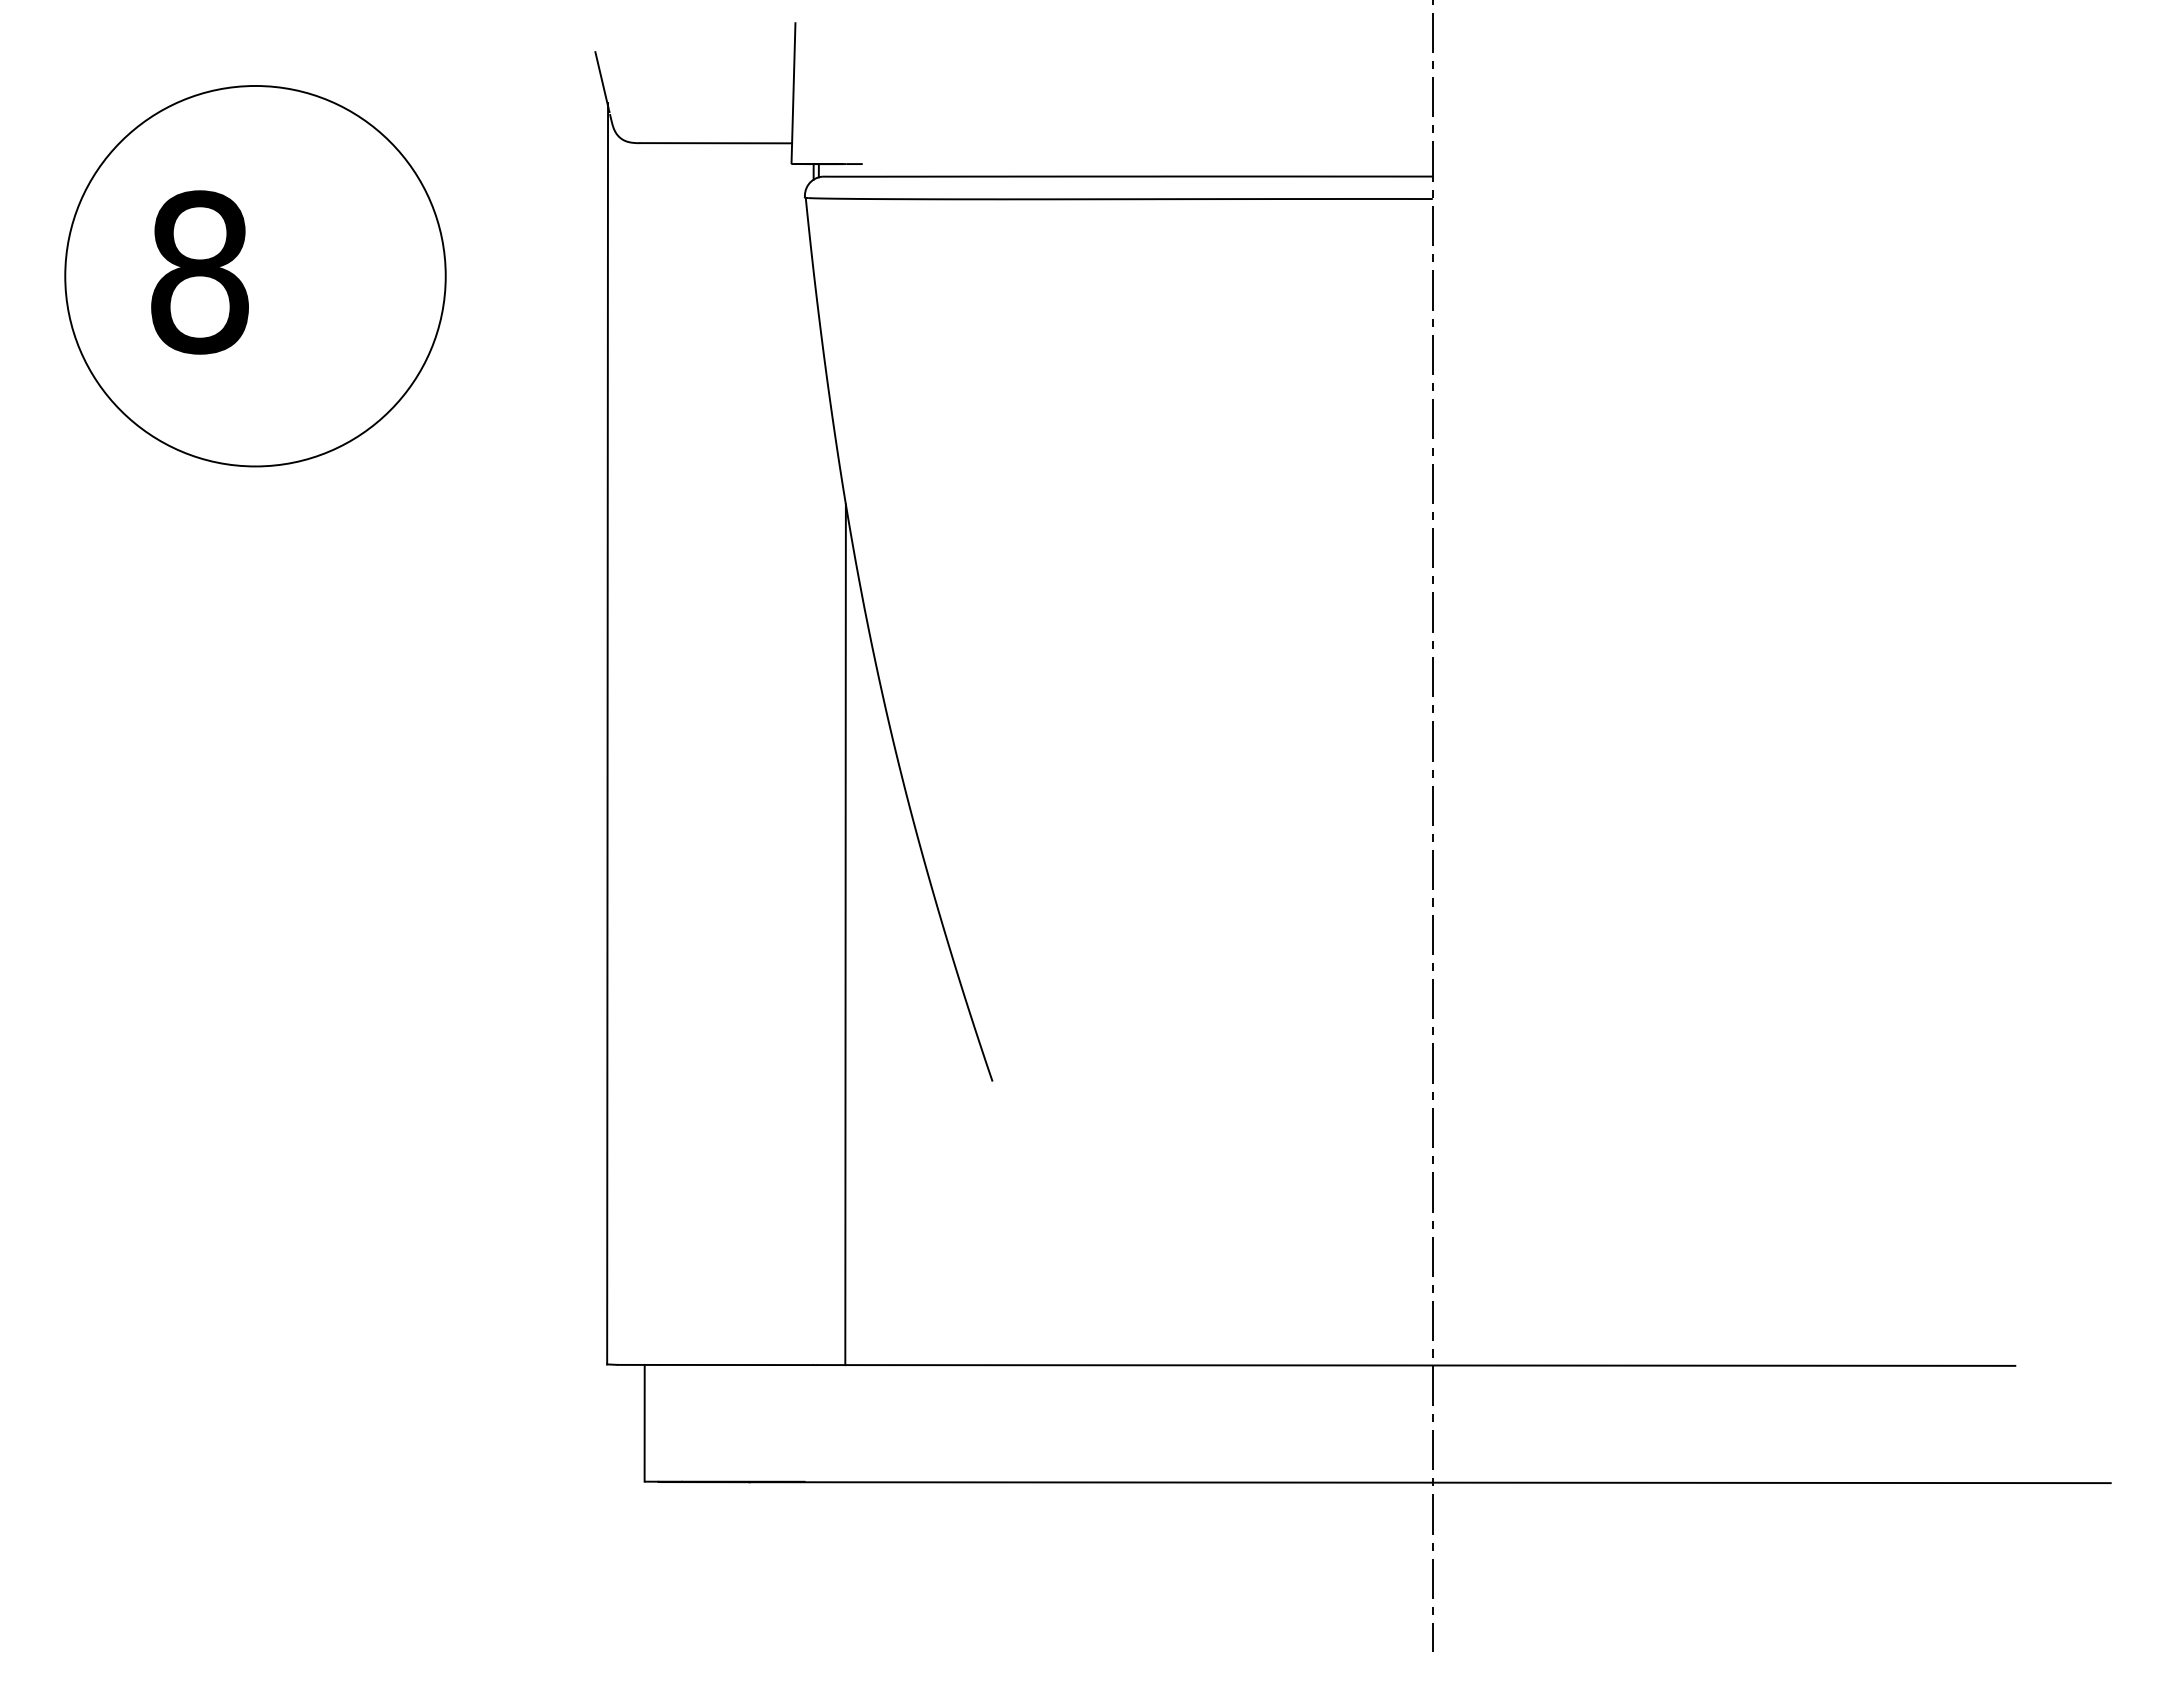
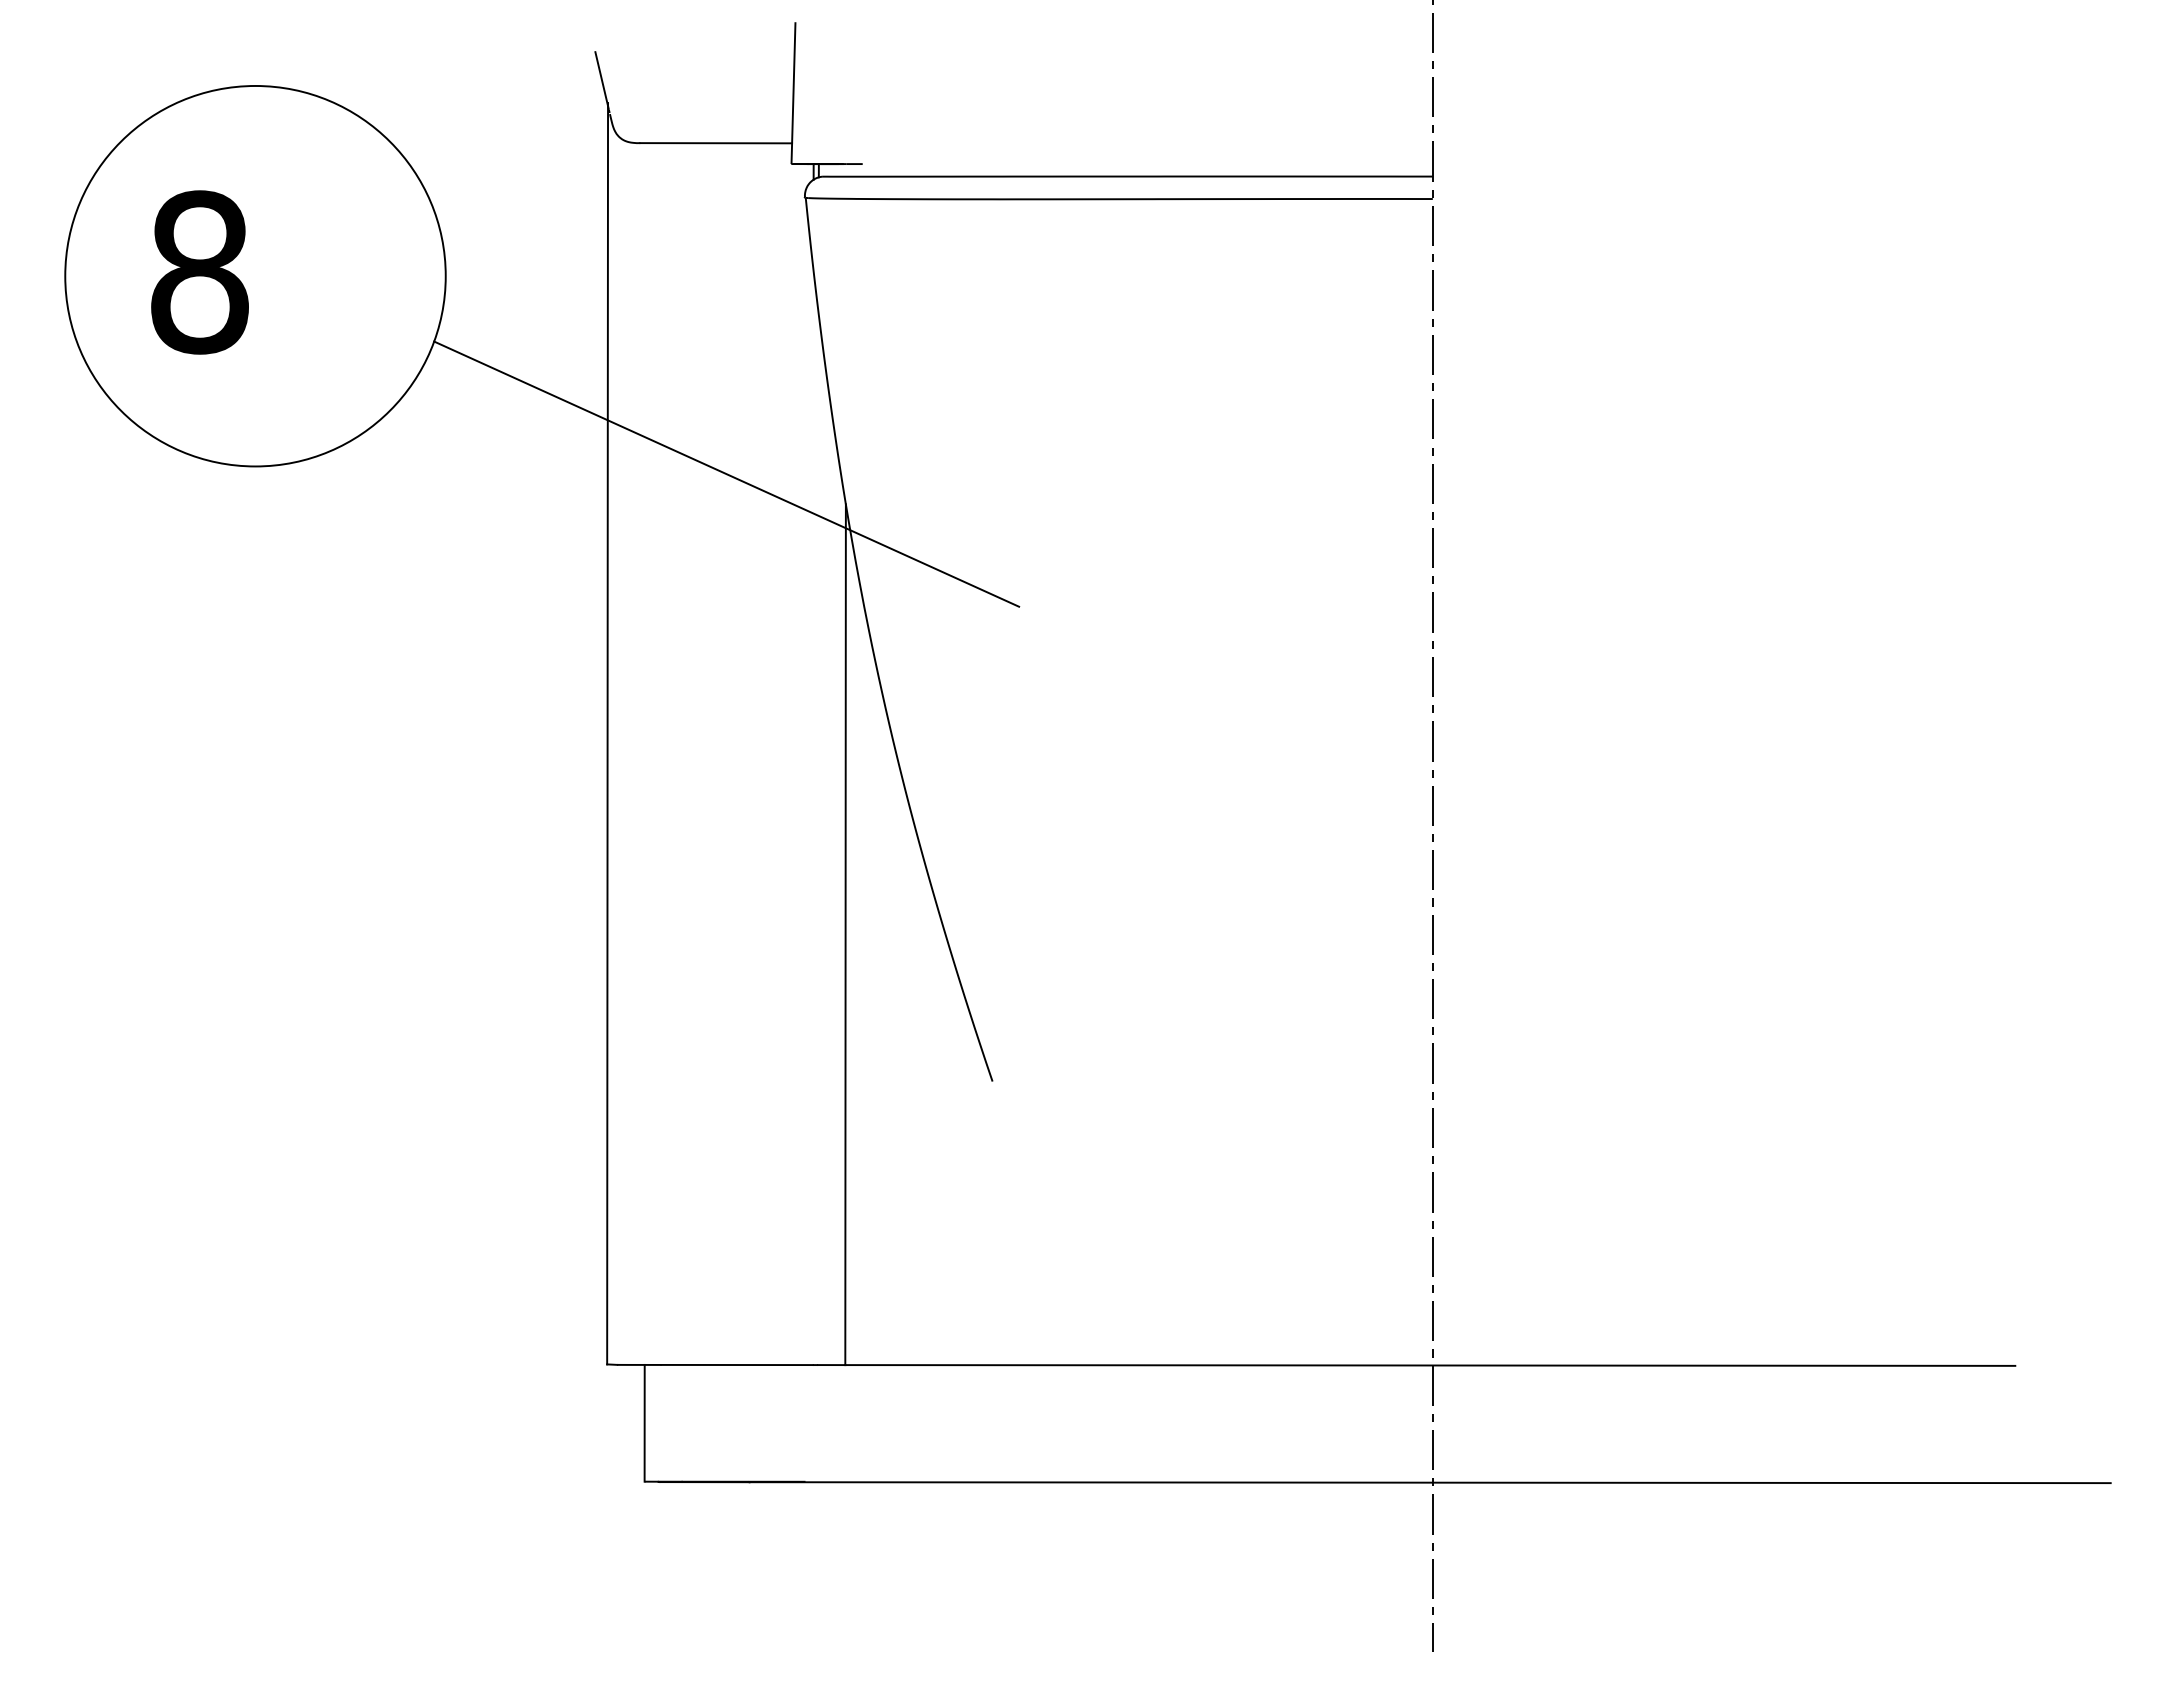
line: none -> present (726, 473)
